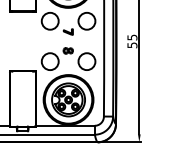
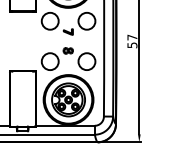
text: 55 -> 57 (132, 37)
